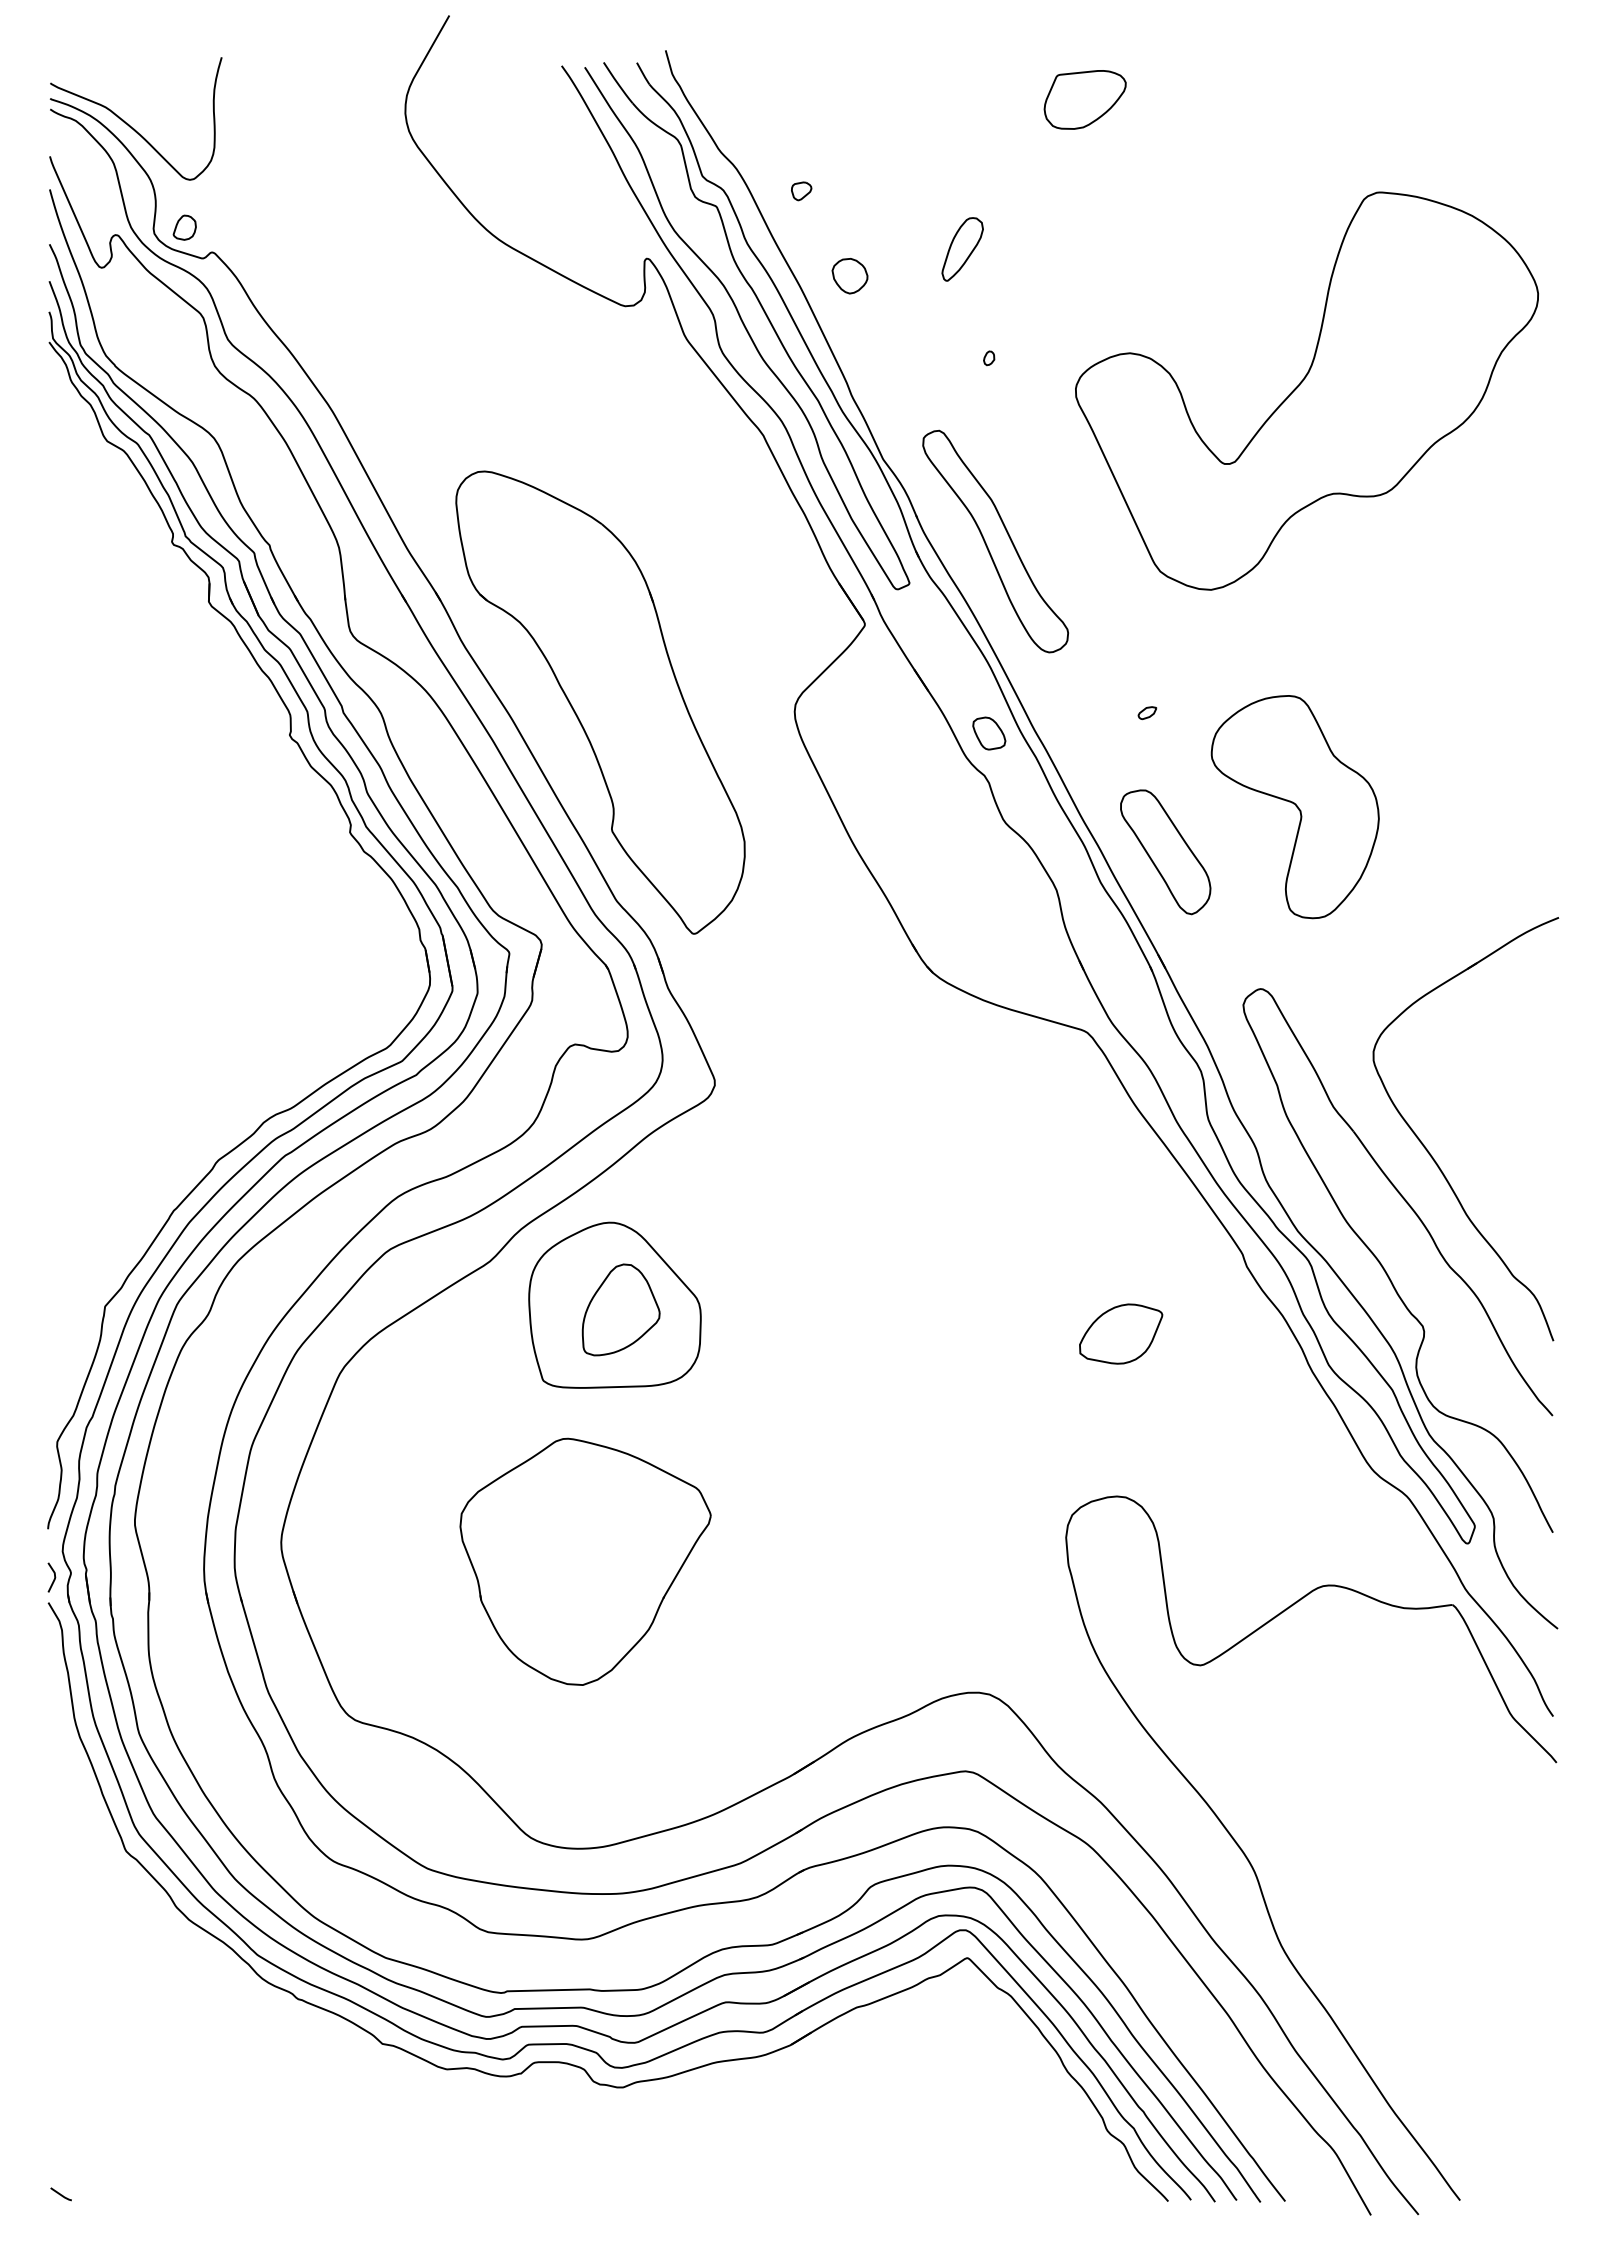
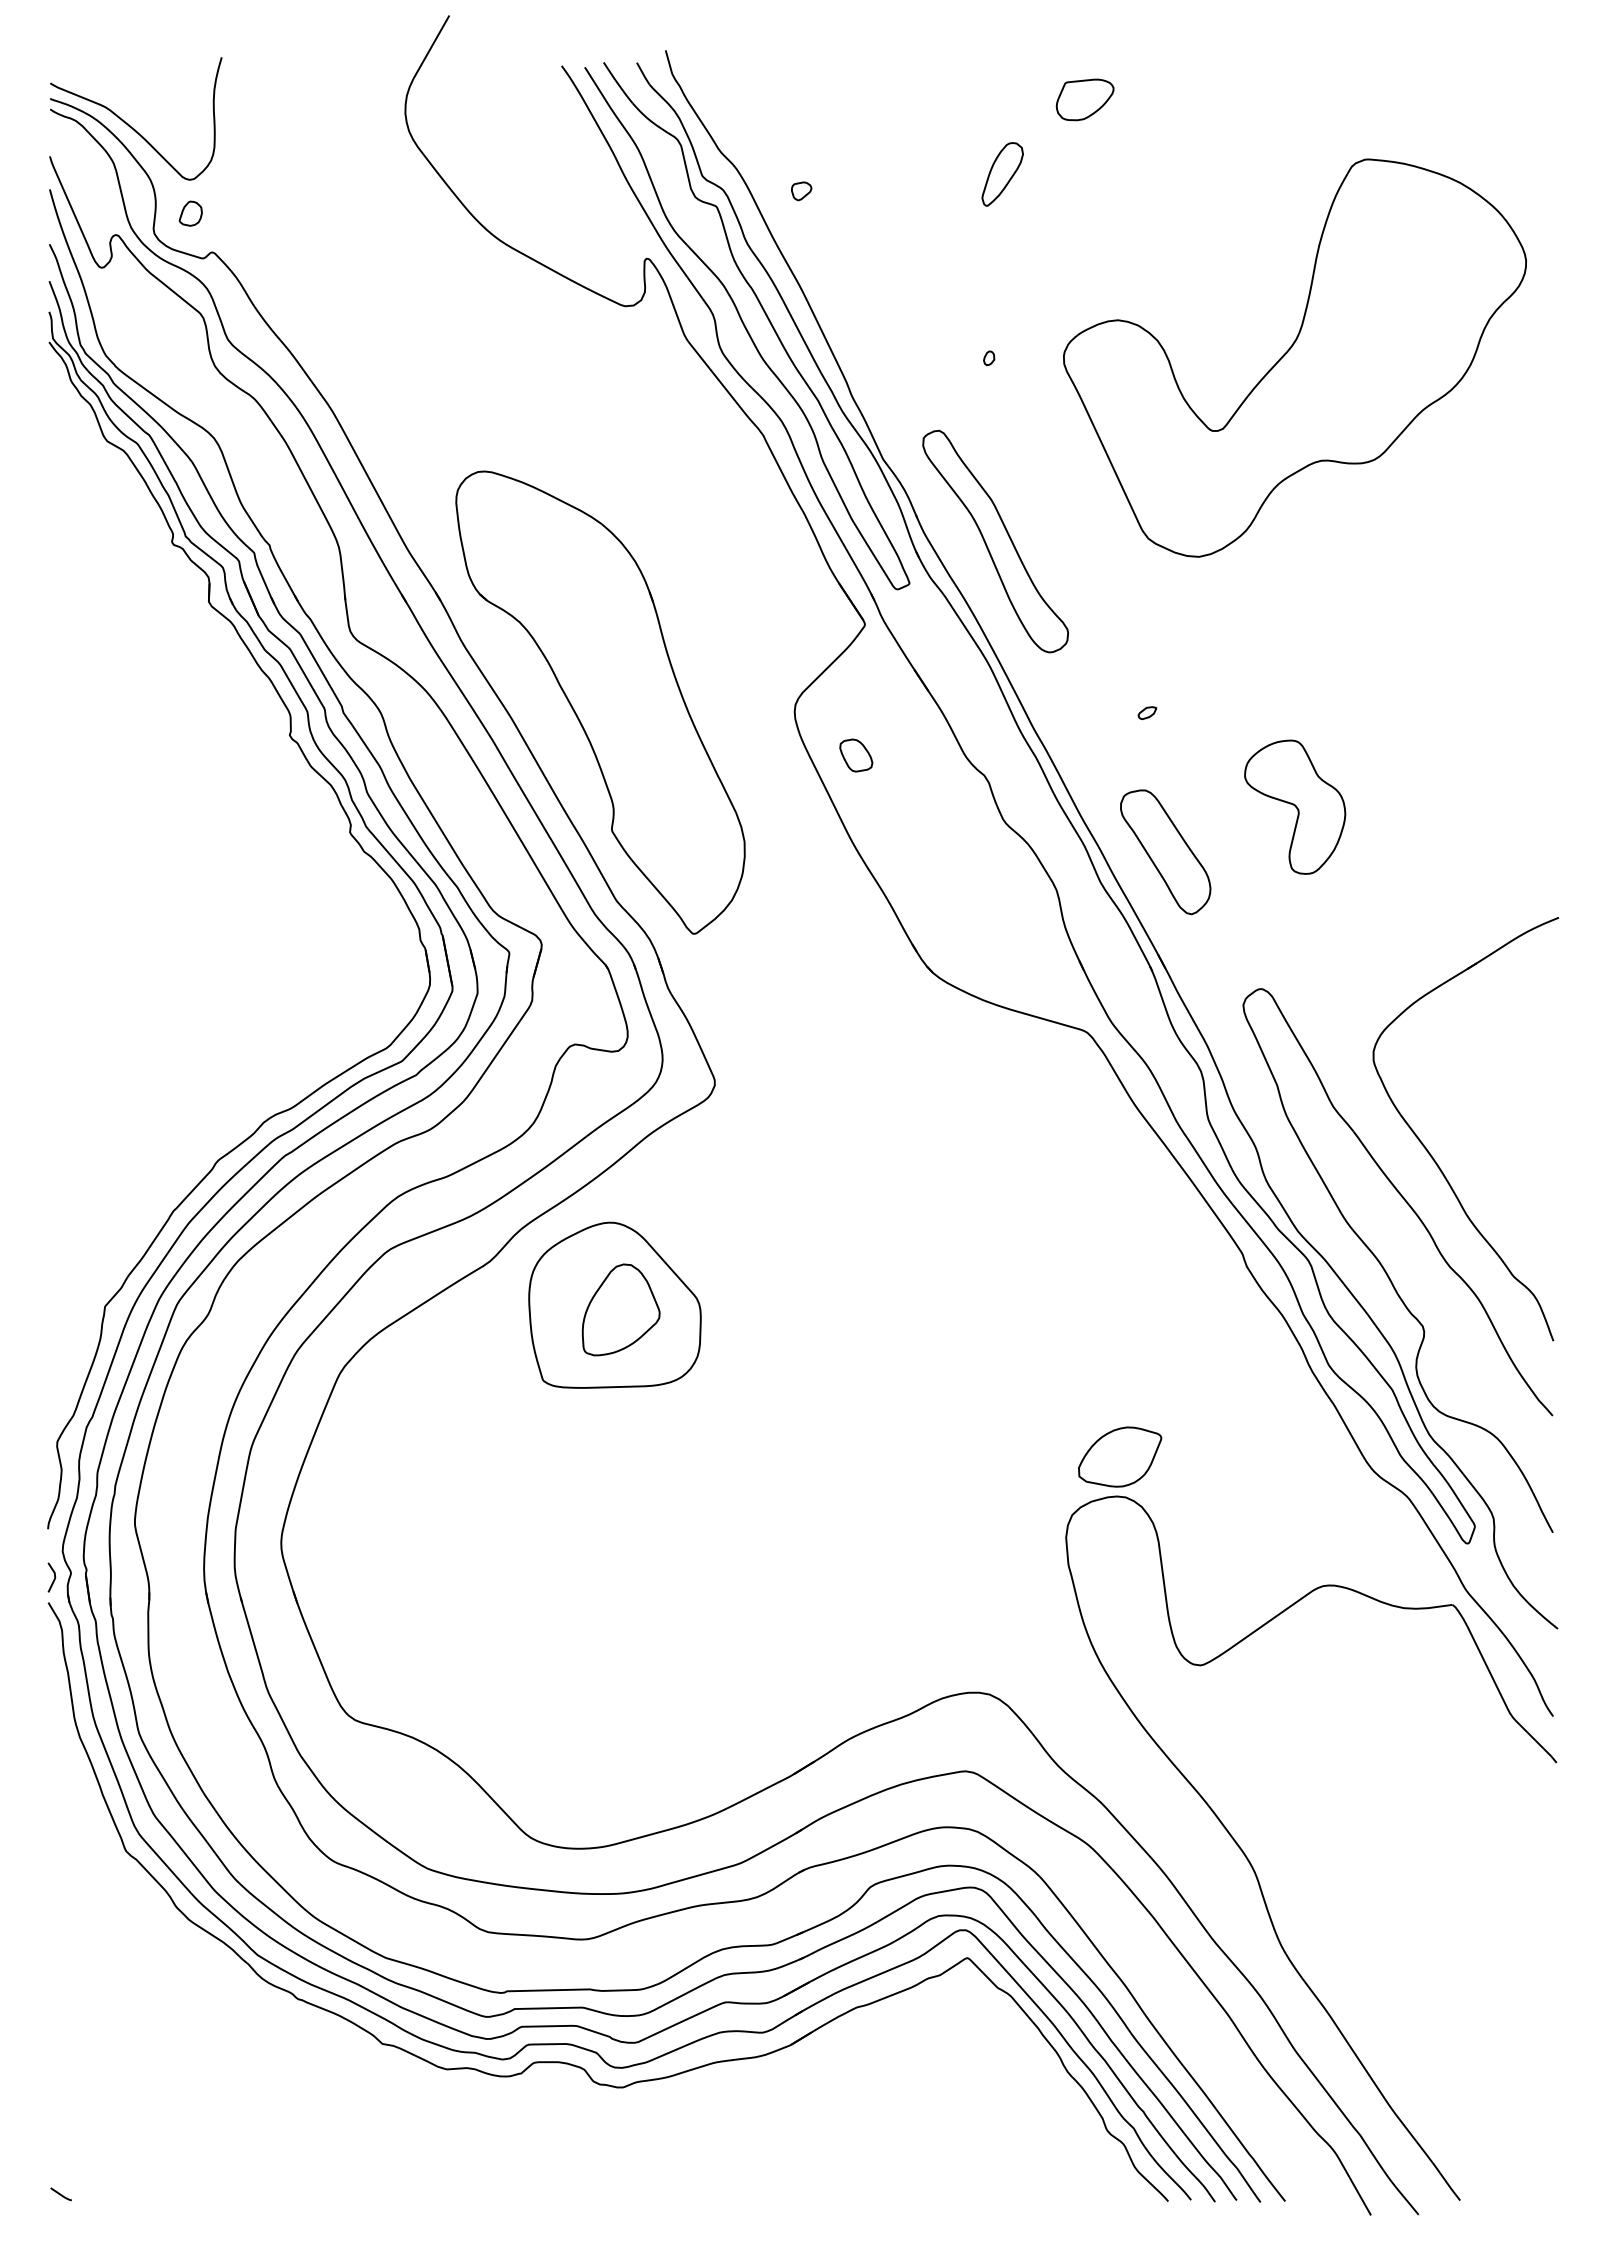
part size: 84x60 px -> 60x44 px (1084, 99)
part position: (184, 227) -> (190, 213) (190, 213)
part position: (962, 249) -> (1002, 174) (1002, 174)
part: present -> none (849, 276)
part position: (1306, 390) -> (1294, 357) (1294, 357)
part position: (989, 733) -> (856, 755) (856, 755)
part size: 170x225 px -> 103x136 px (1295, 806)
part position: (1121, 1333) -> (1120, 1456) (1120, 1456)
part: present -> none (585, 1561)
